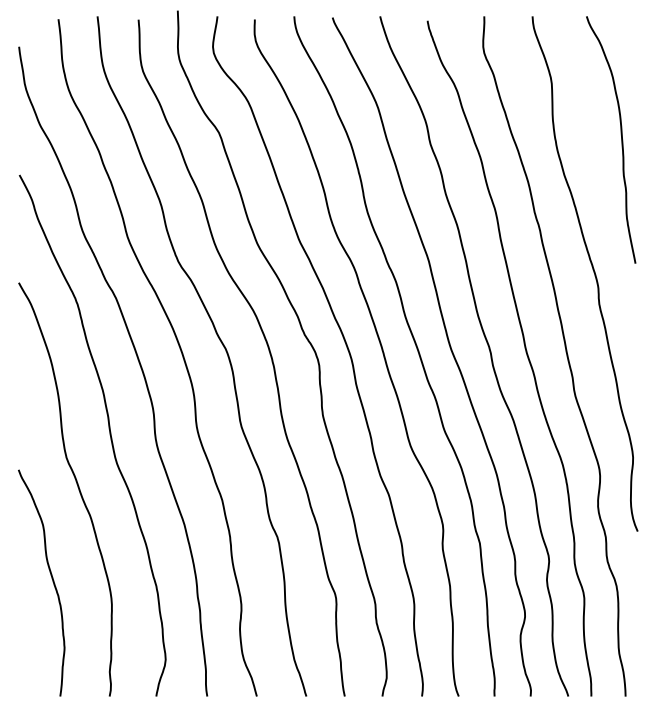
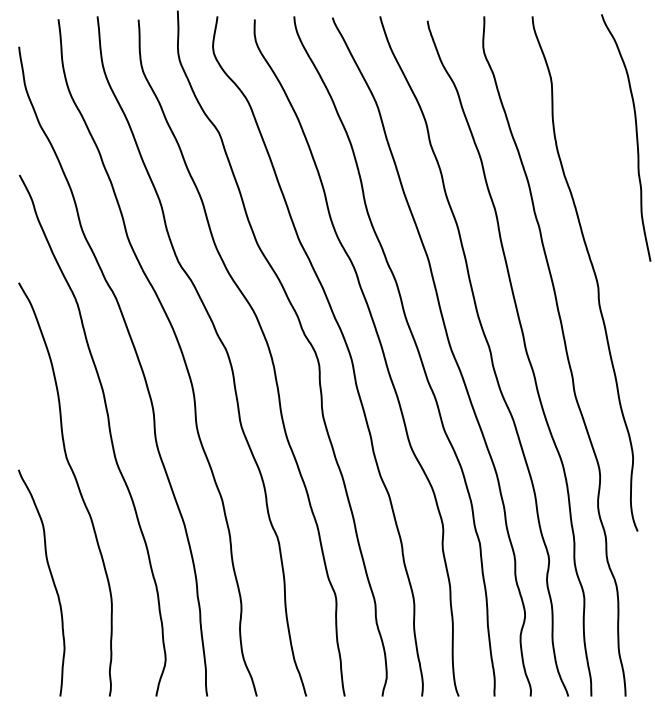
curve position: (621, 139) -> (636, 137) (636, 137)
